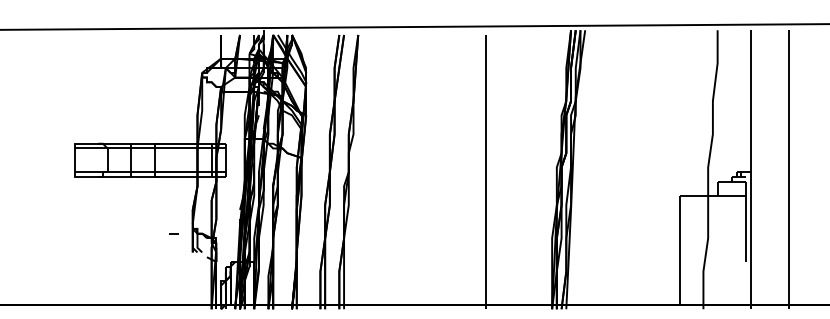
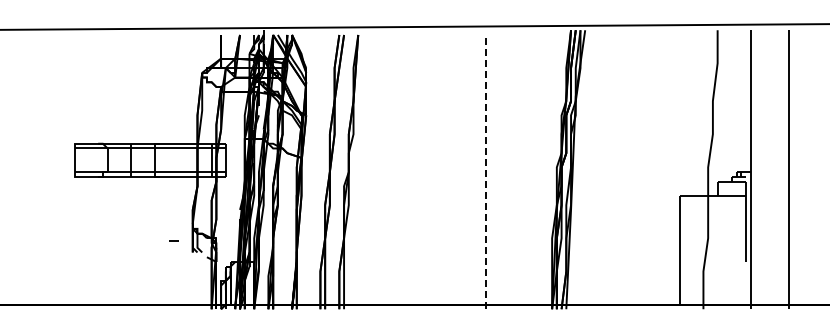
line: solid -> dashed (485, 171)
line position: (173, 233) -> (173, 240) (173, 240)
